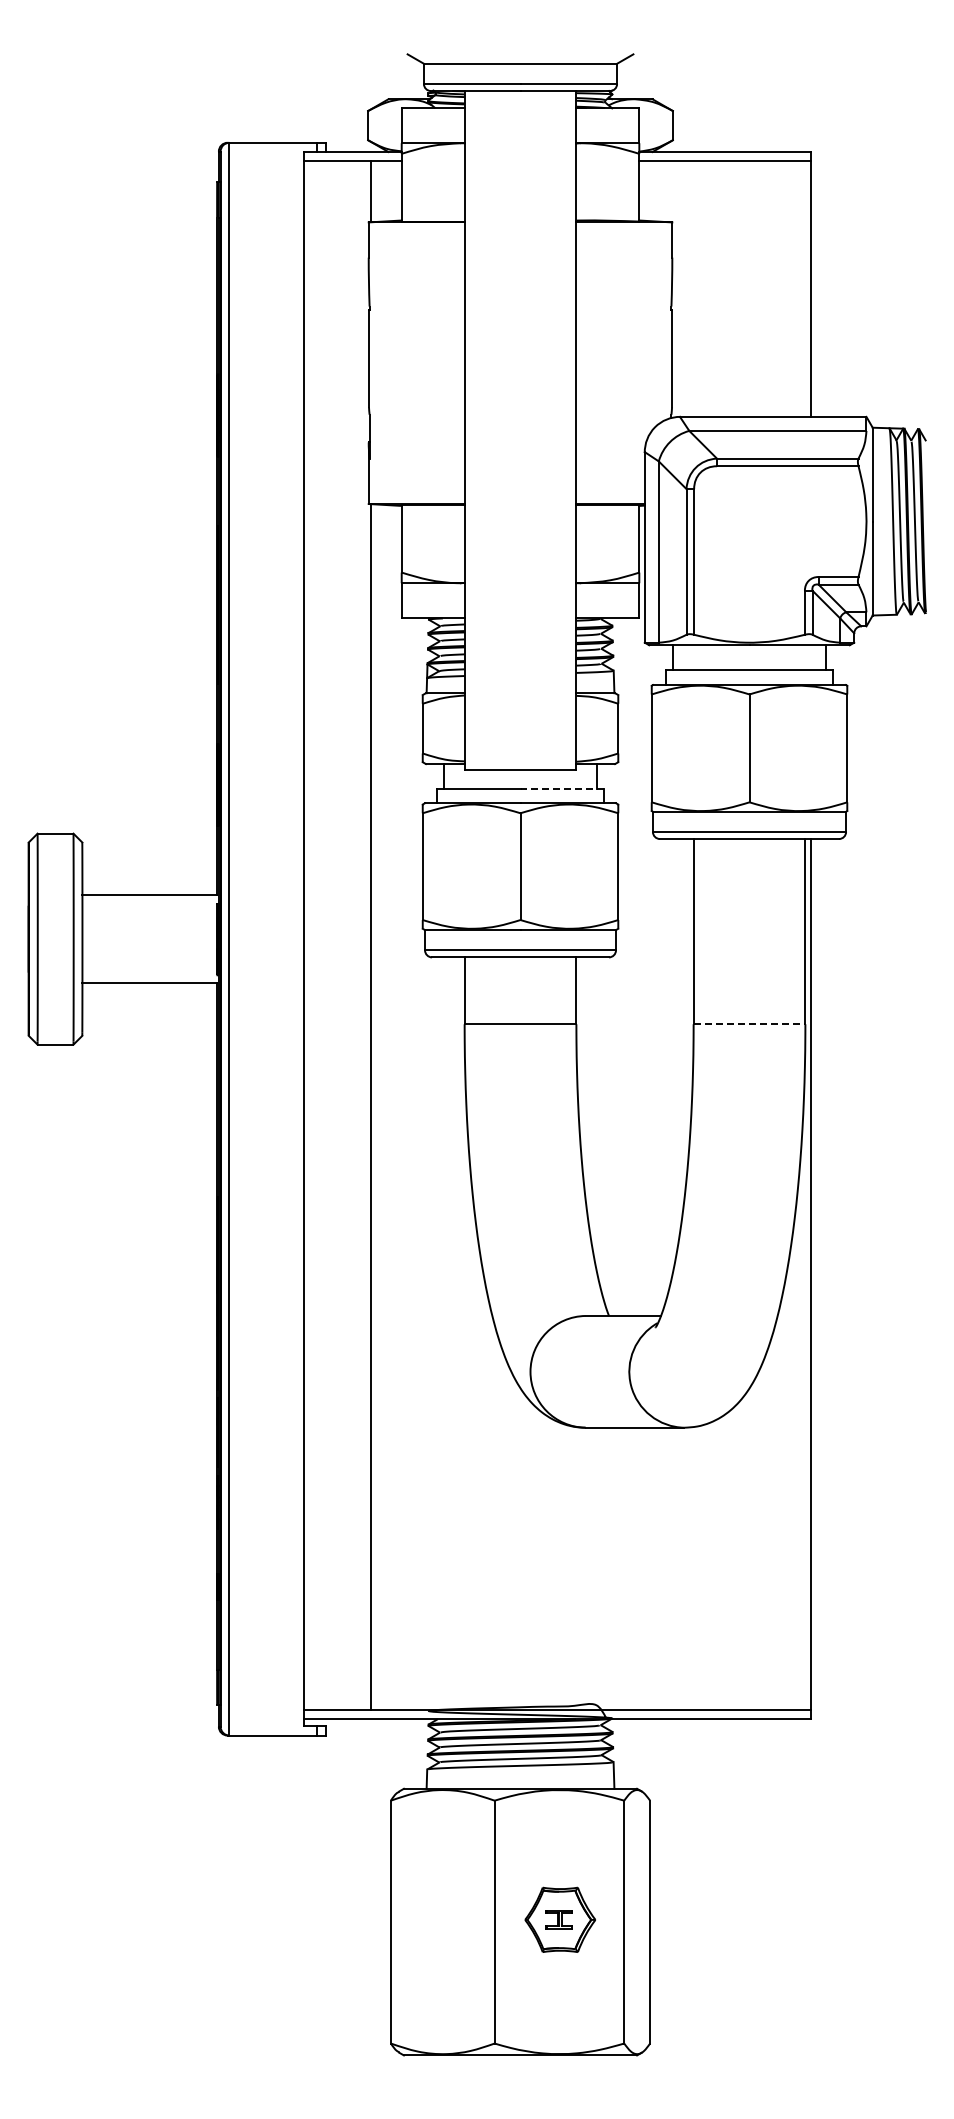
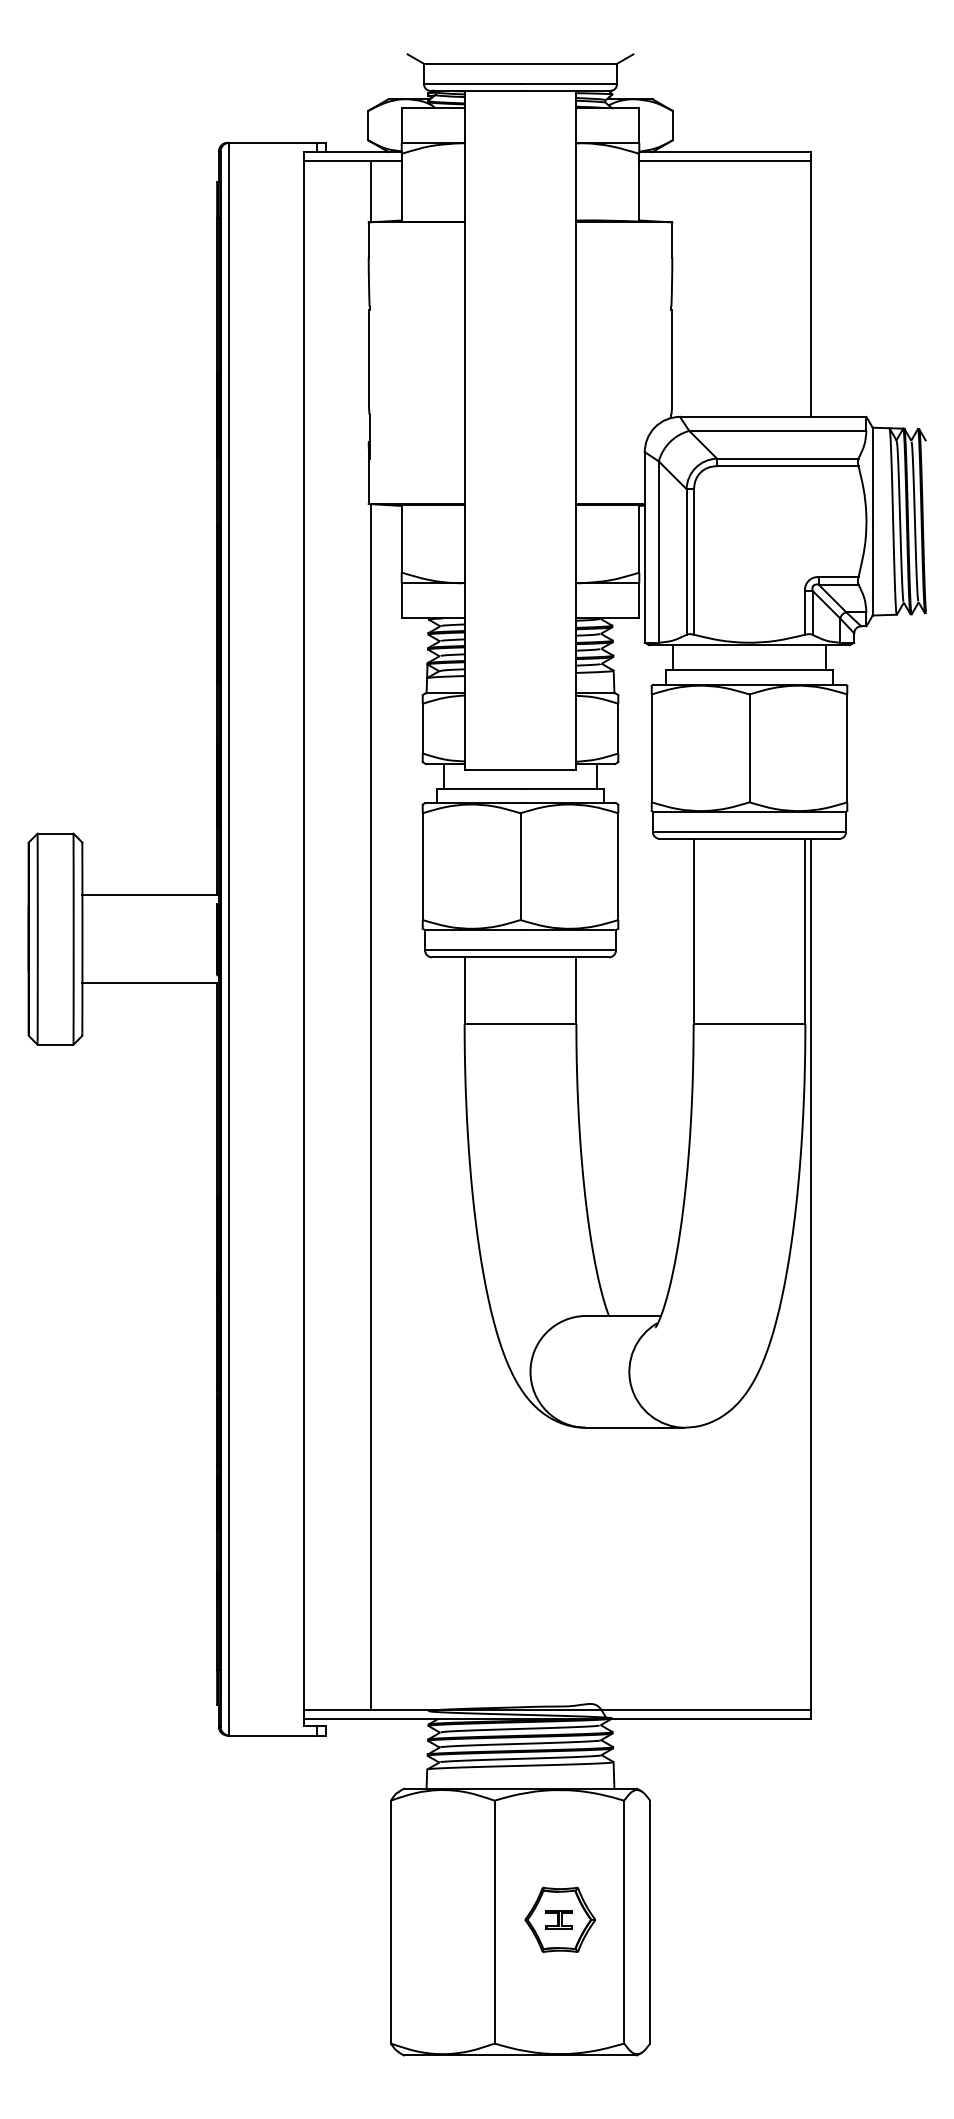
line: dashed -> solid (562, 788)
line: dashed -> solid (749, 1024)
